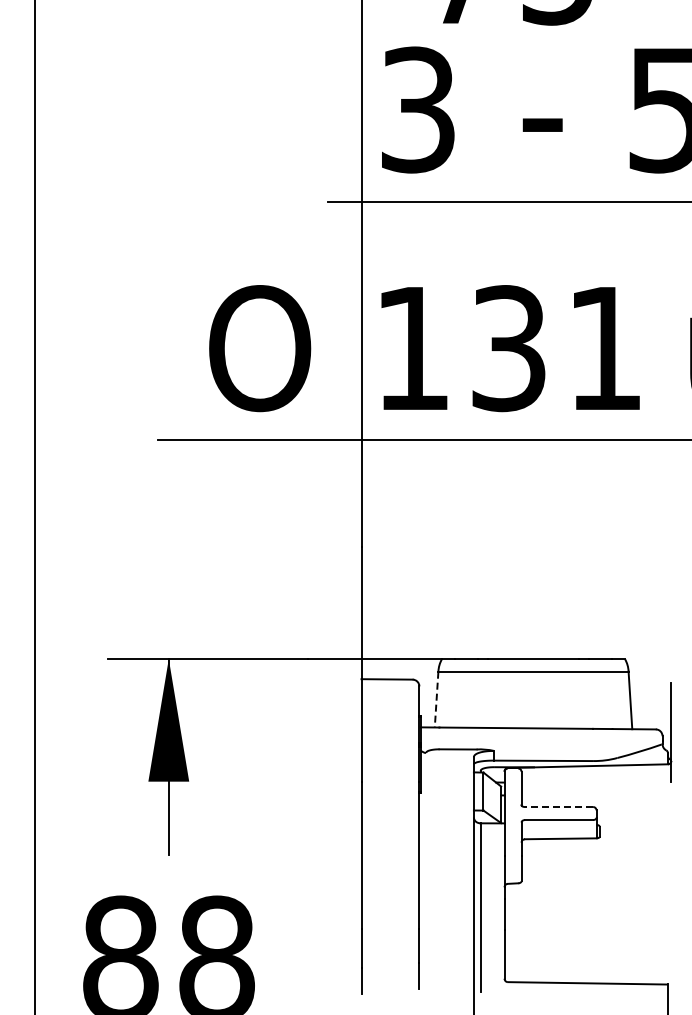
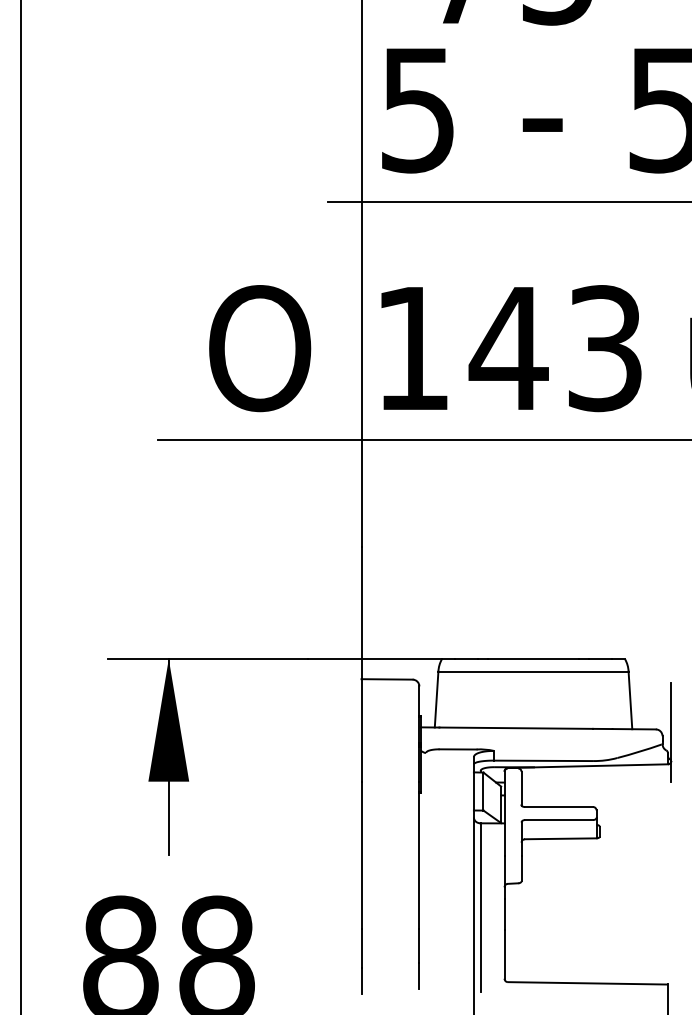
text: 3 -> 5 (418, 109)
text: 131 -> 143 (554, 348)
line position: (34, 506) -> (20, 506) (20, 506)
line: dashed -> solid (436, 699)
line: dashed -> solid (558, 807)
